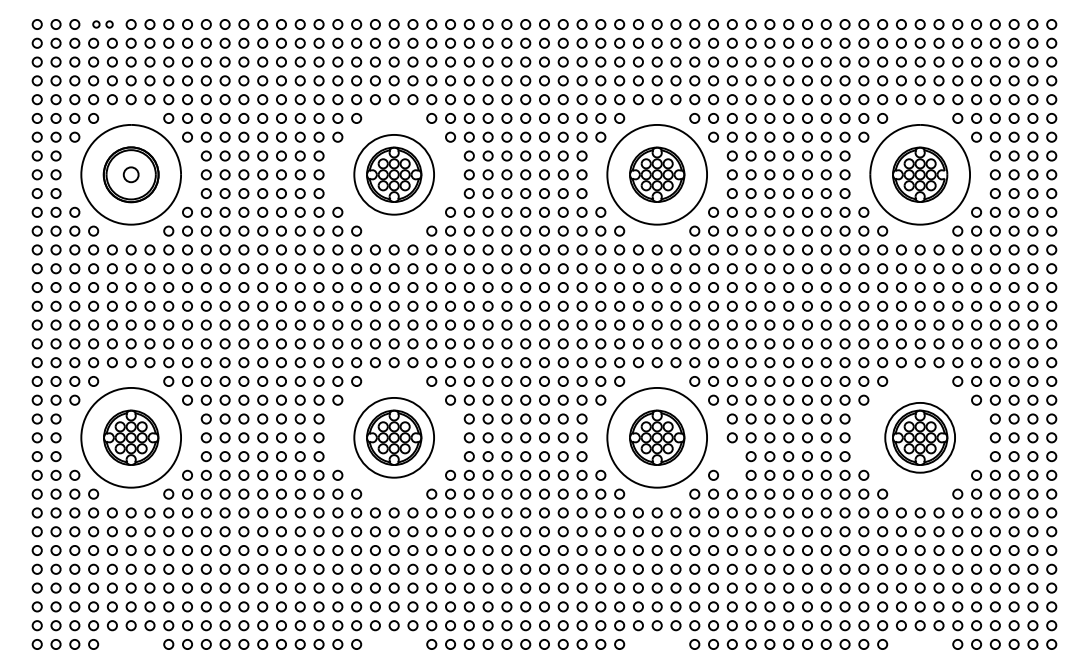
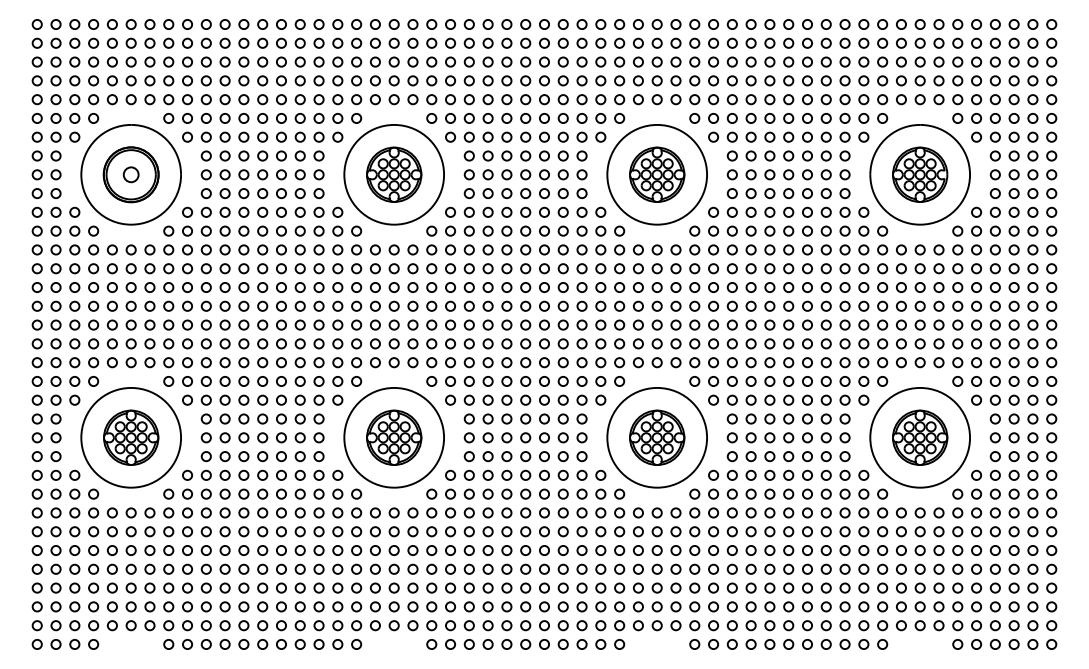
part size: 22x9 px -> 30x11 px (102, 24)
circle diameter: 80 px -> 100 px (394, 174)
circle diameter: 80 px -> 100 px (394, 437)
circle diameter: 70 px -> 100 px (920, 437)
part: none -> present (731, 465)
